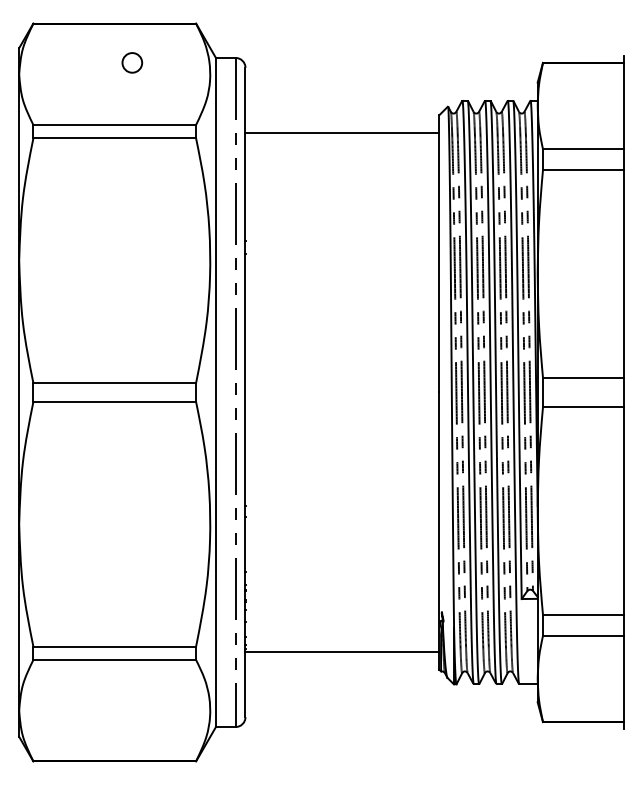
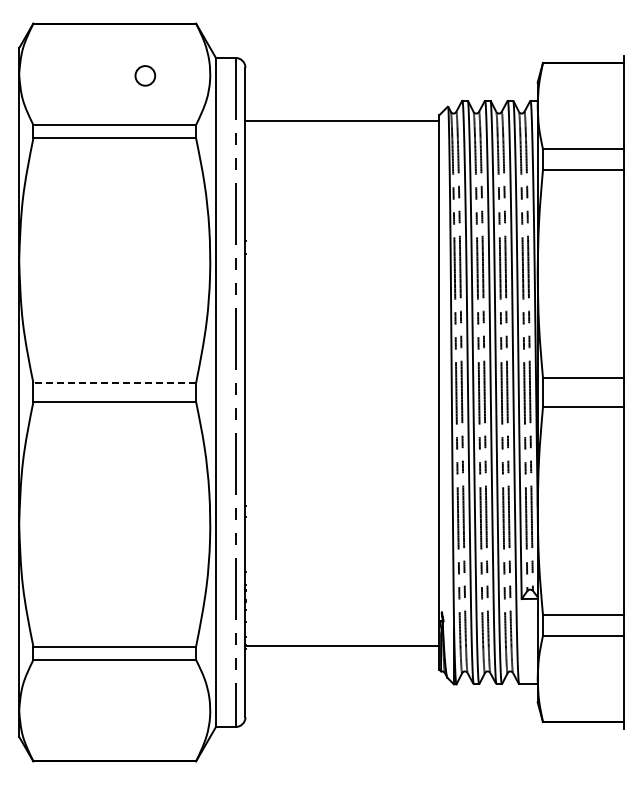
circle position: (132, 62) -> (145, 75) (145, 75)
line position: (342, 133) -> (342, 121) (342, 121)
line: solid -> dashed (114, 383)
line position: (342, 651) -> (342, 645) (342, 645)
